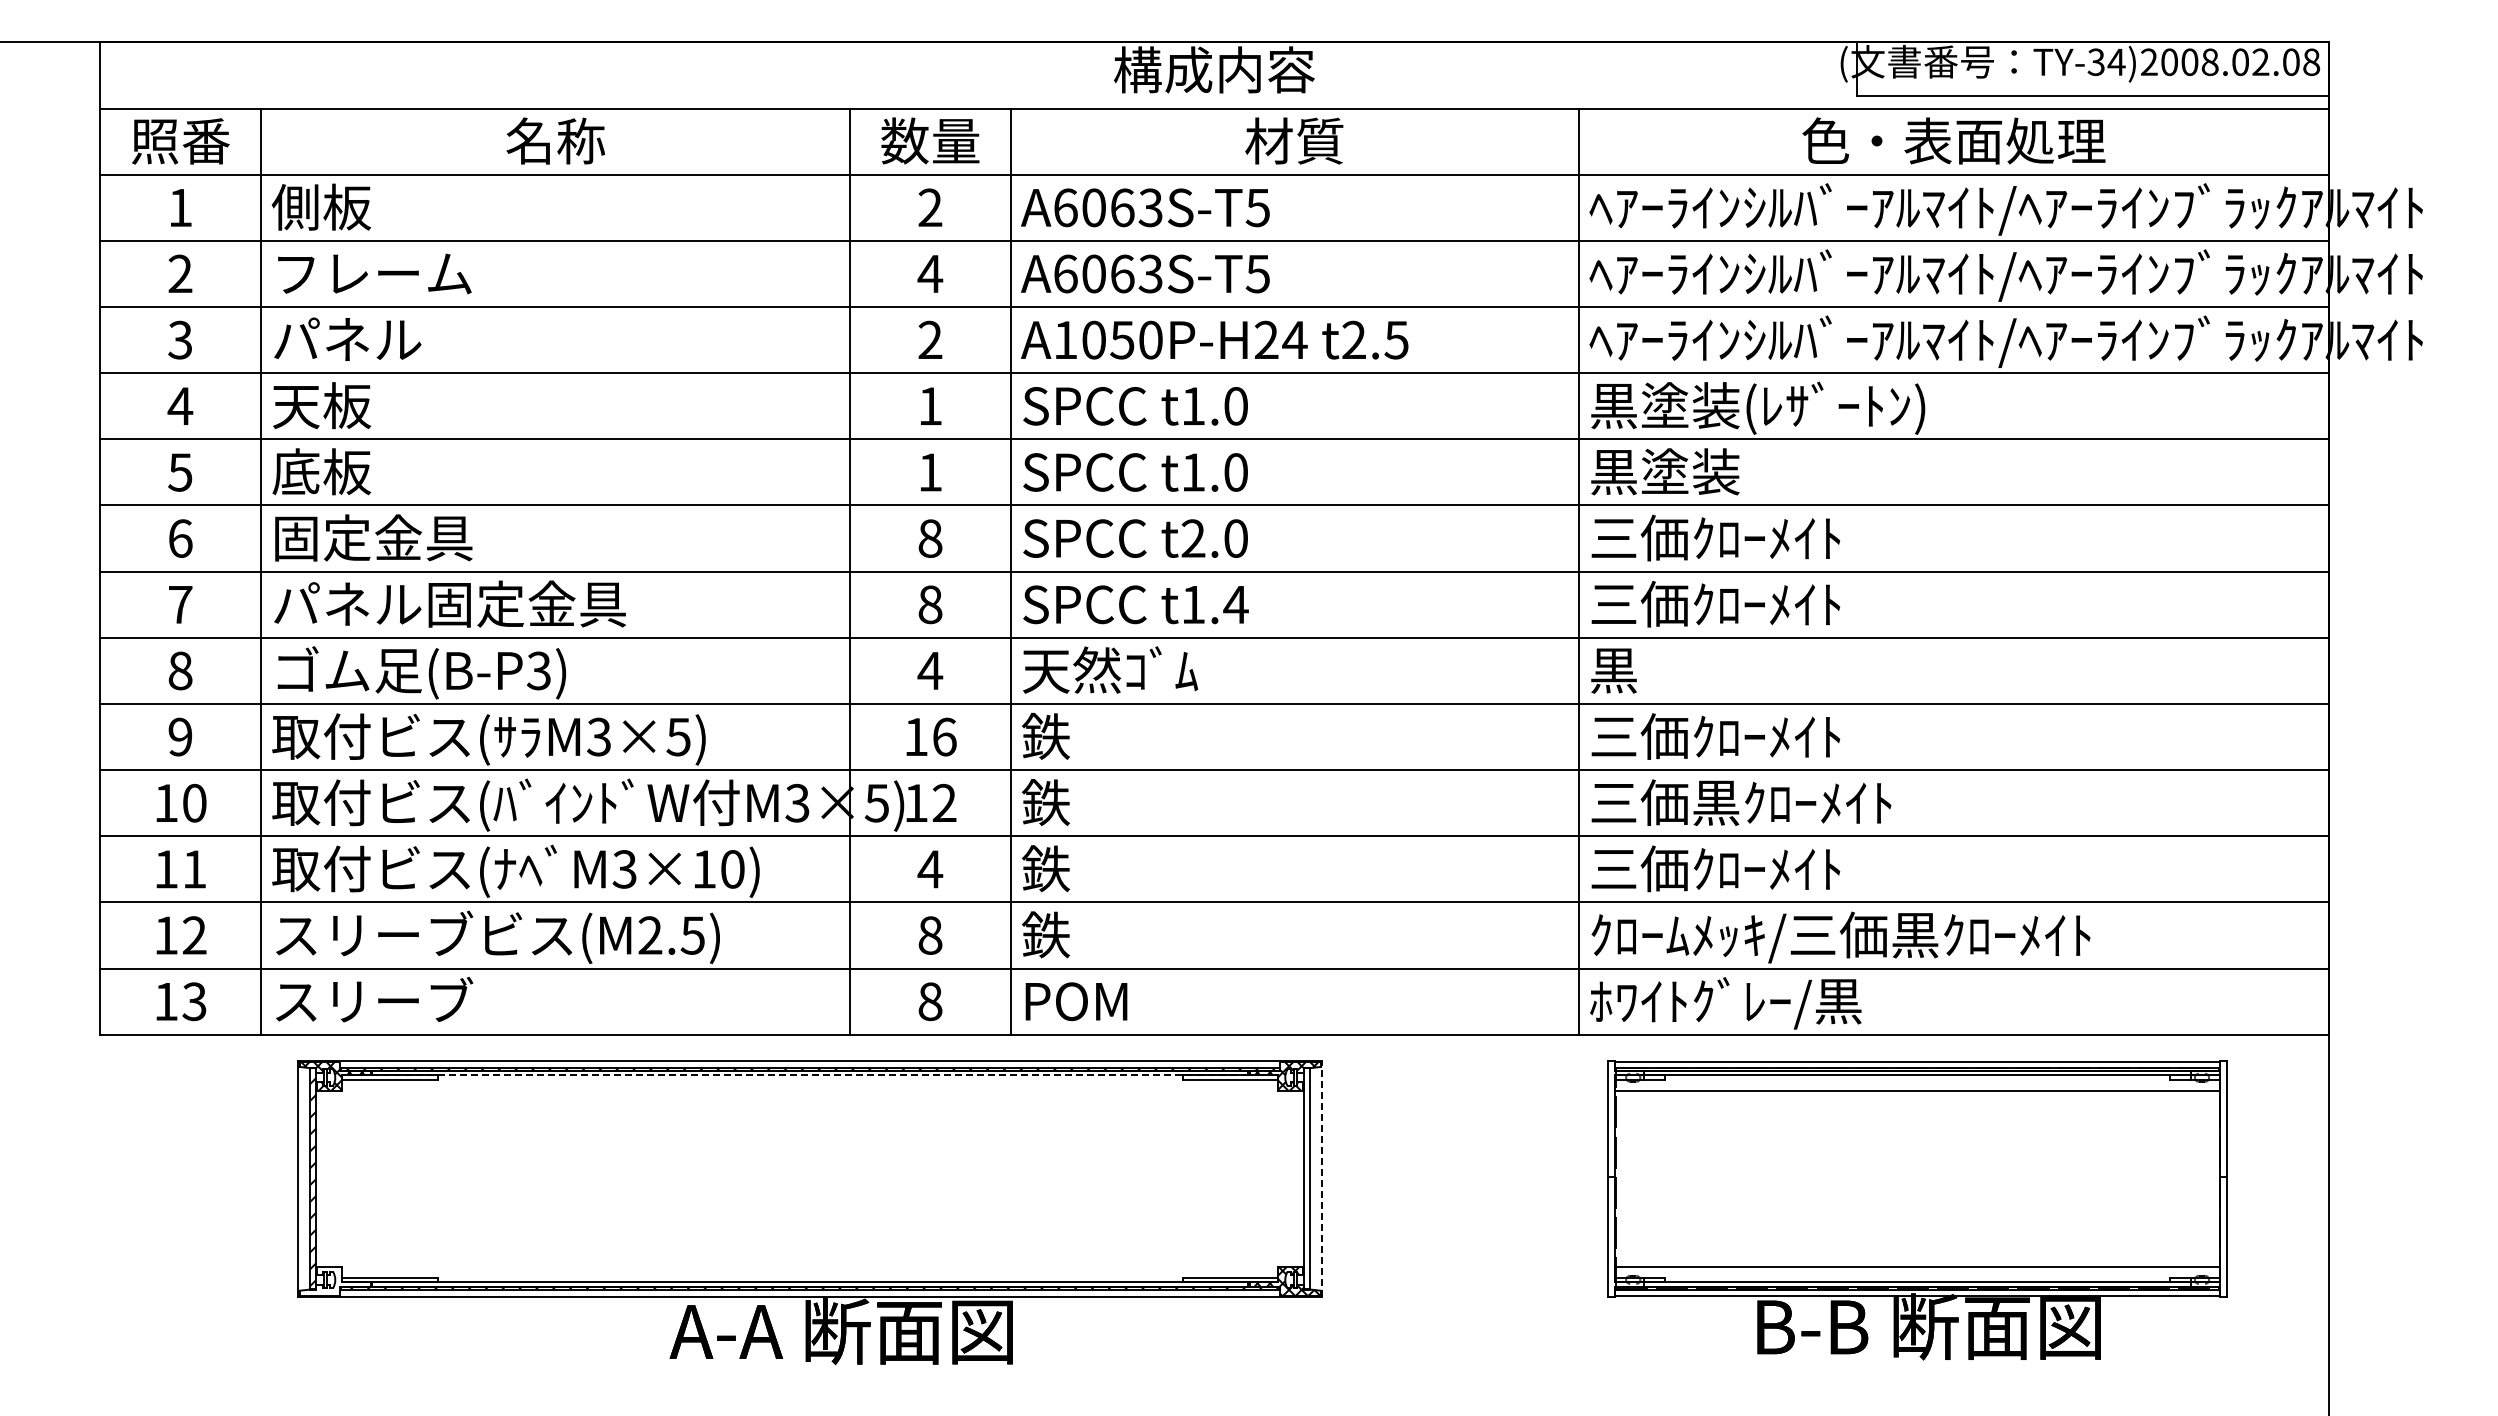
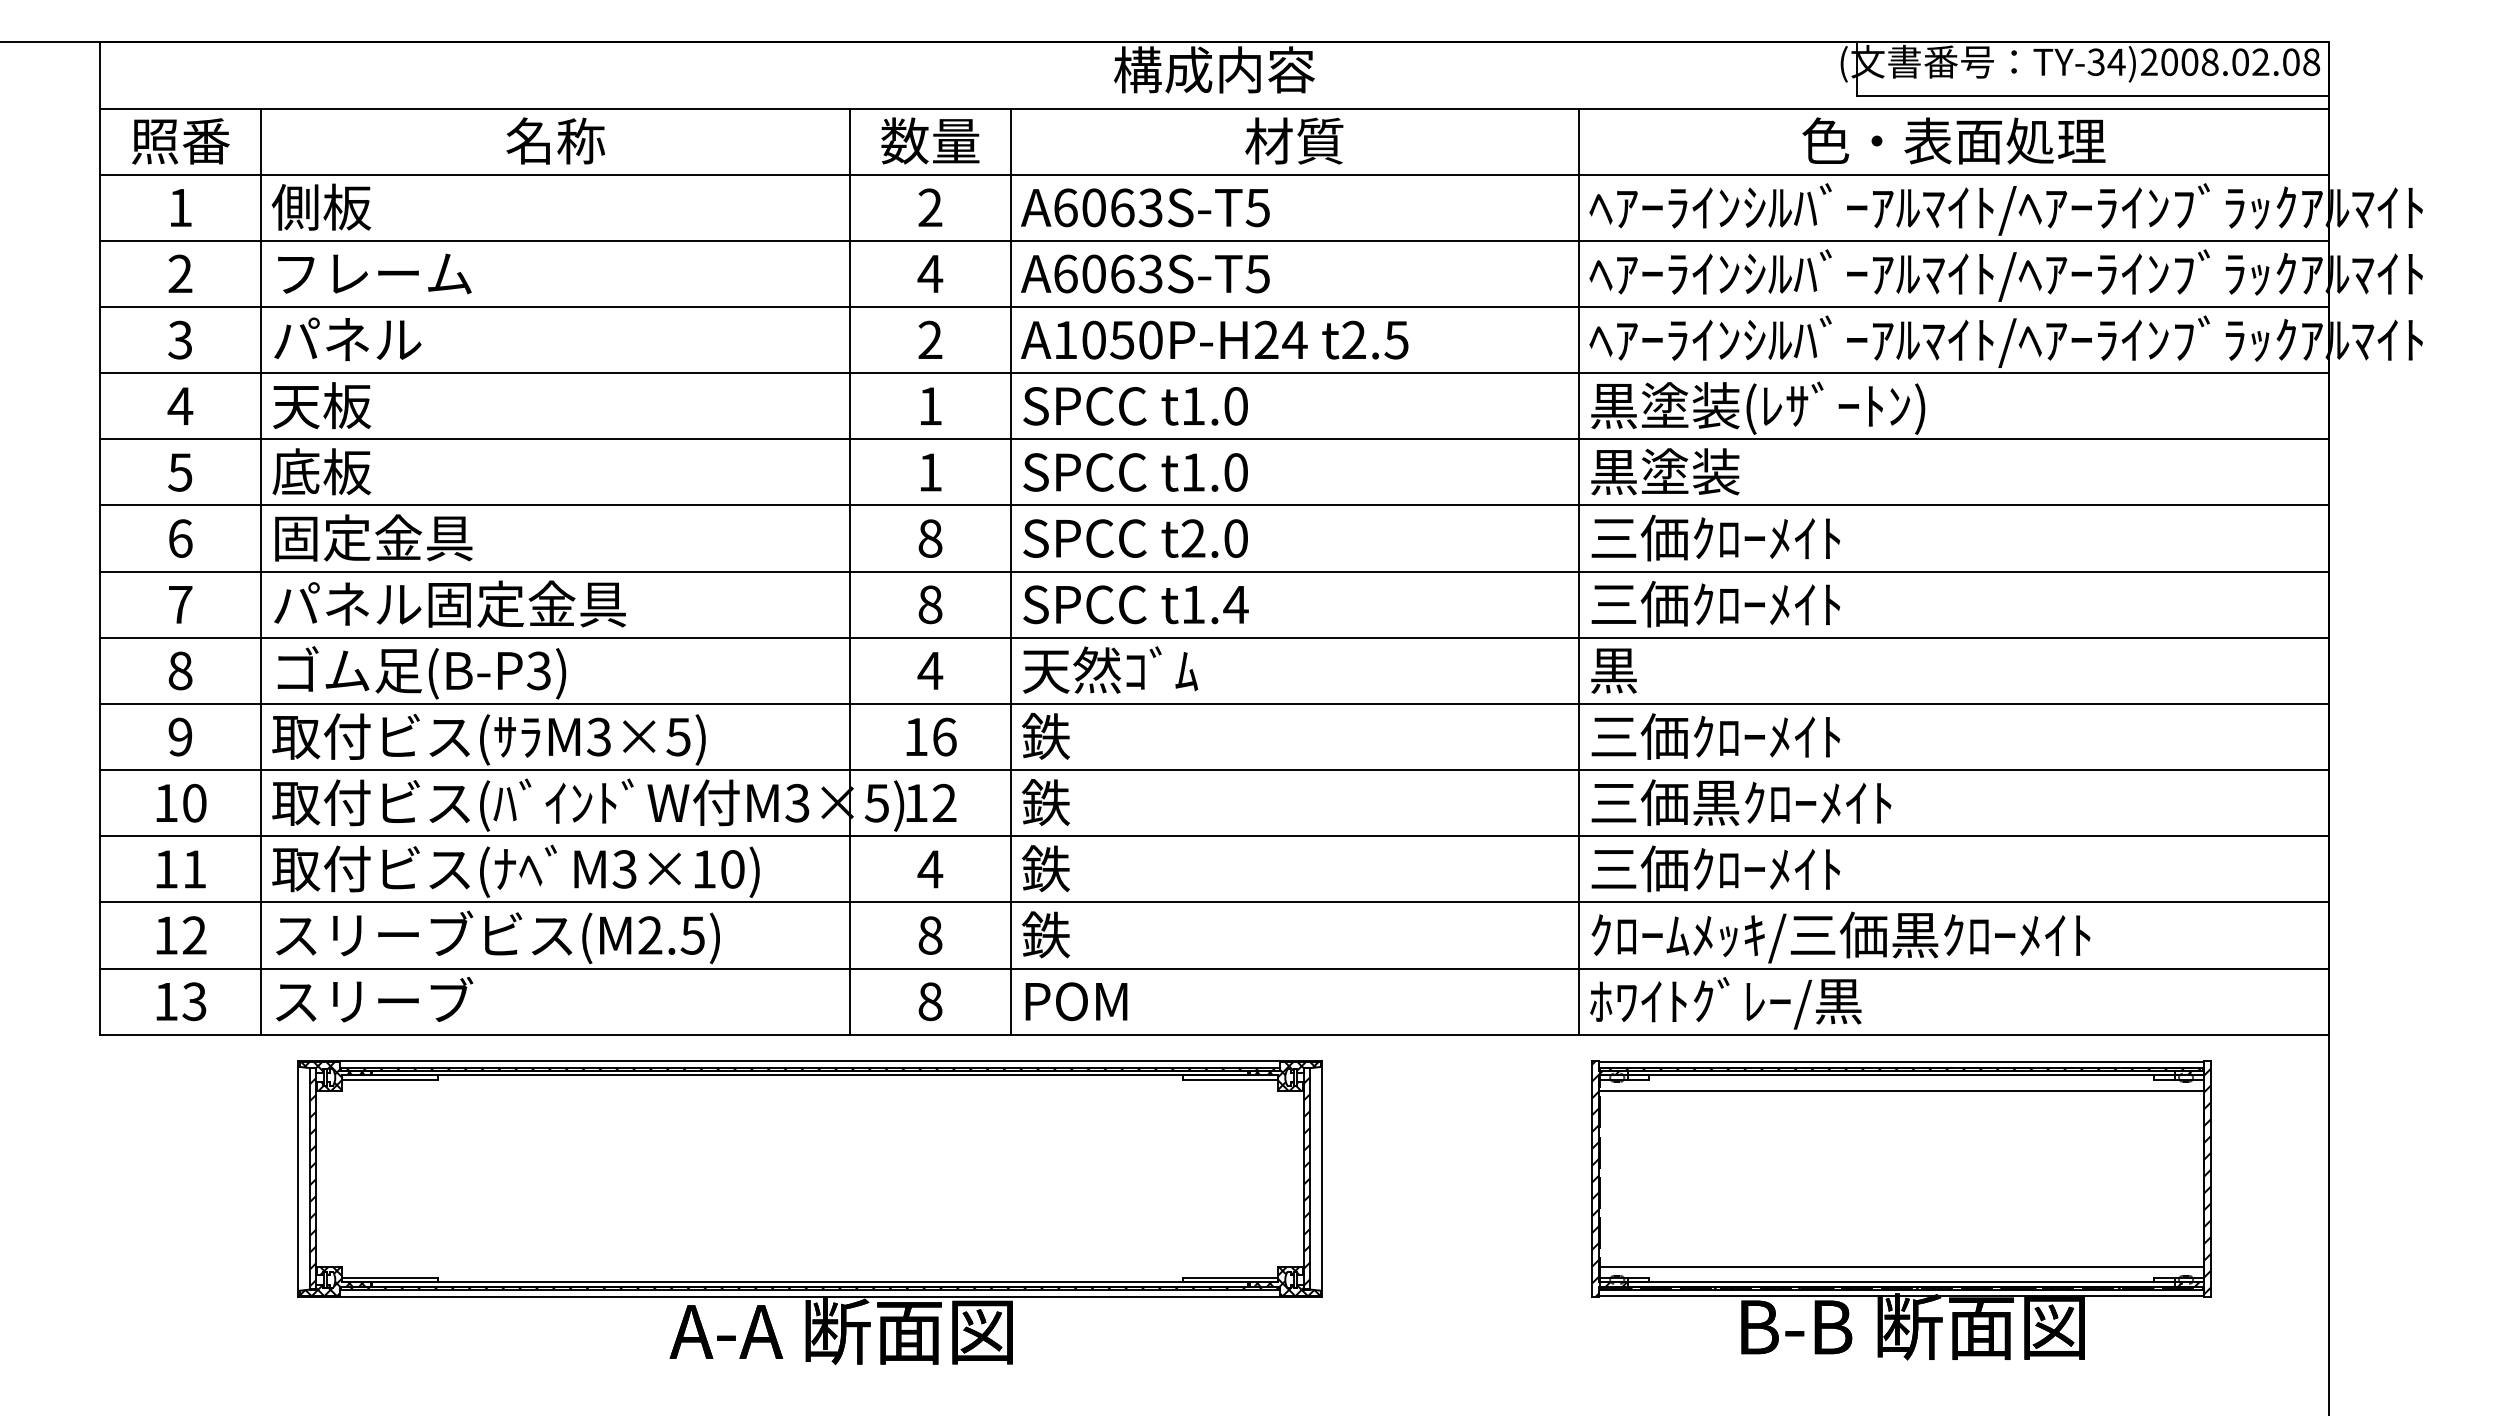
line: dashed -> solid (810, 1075)
line: dashed -> solid (1322, 1178)
hatch: none -> present (1307, 1181)
part position: (1917, 1210) -> (1901, 1210) (1901, 1210)
hatch: none -> present (332, 1280)
